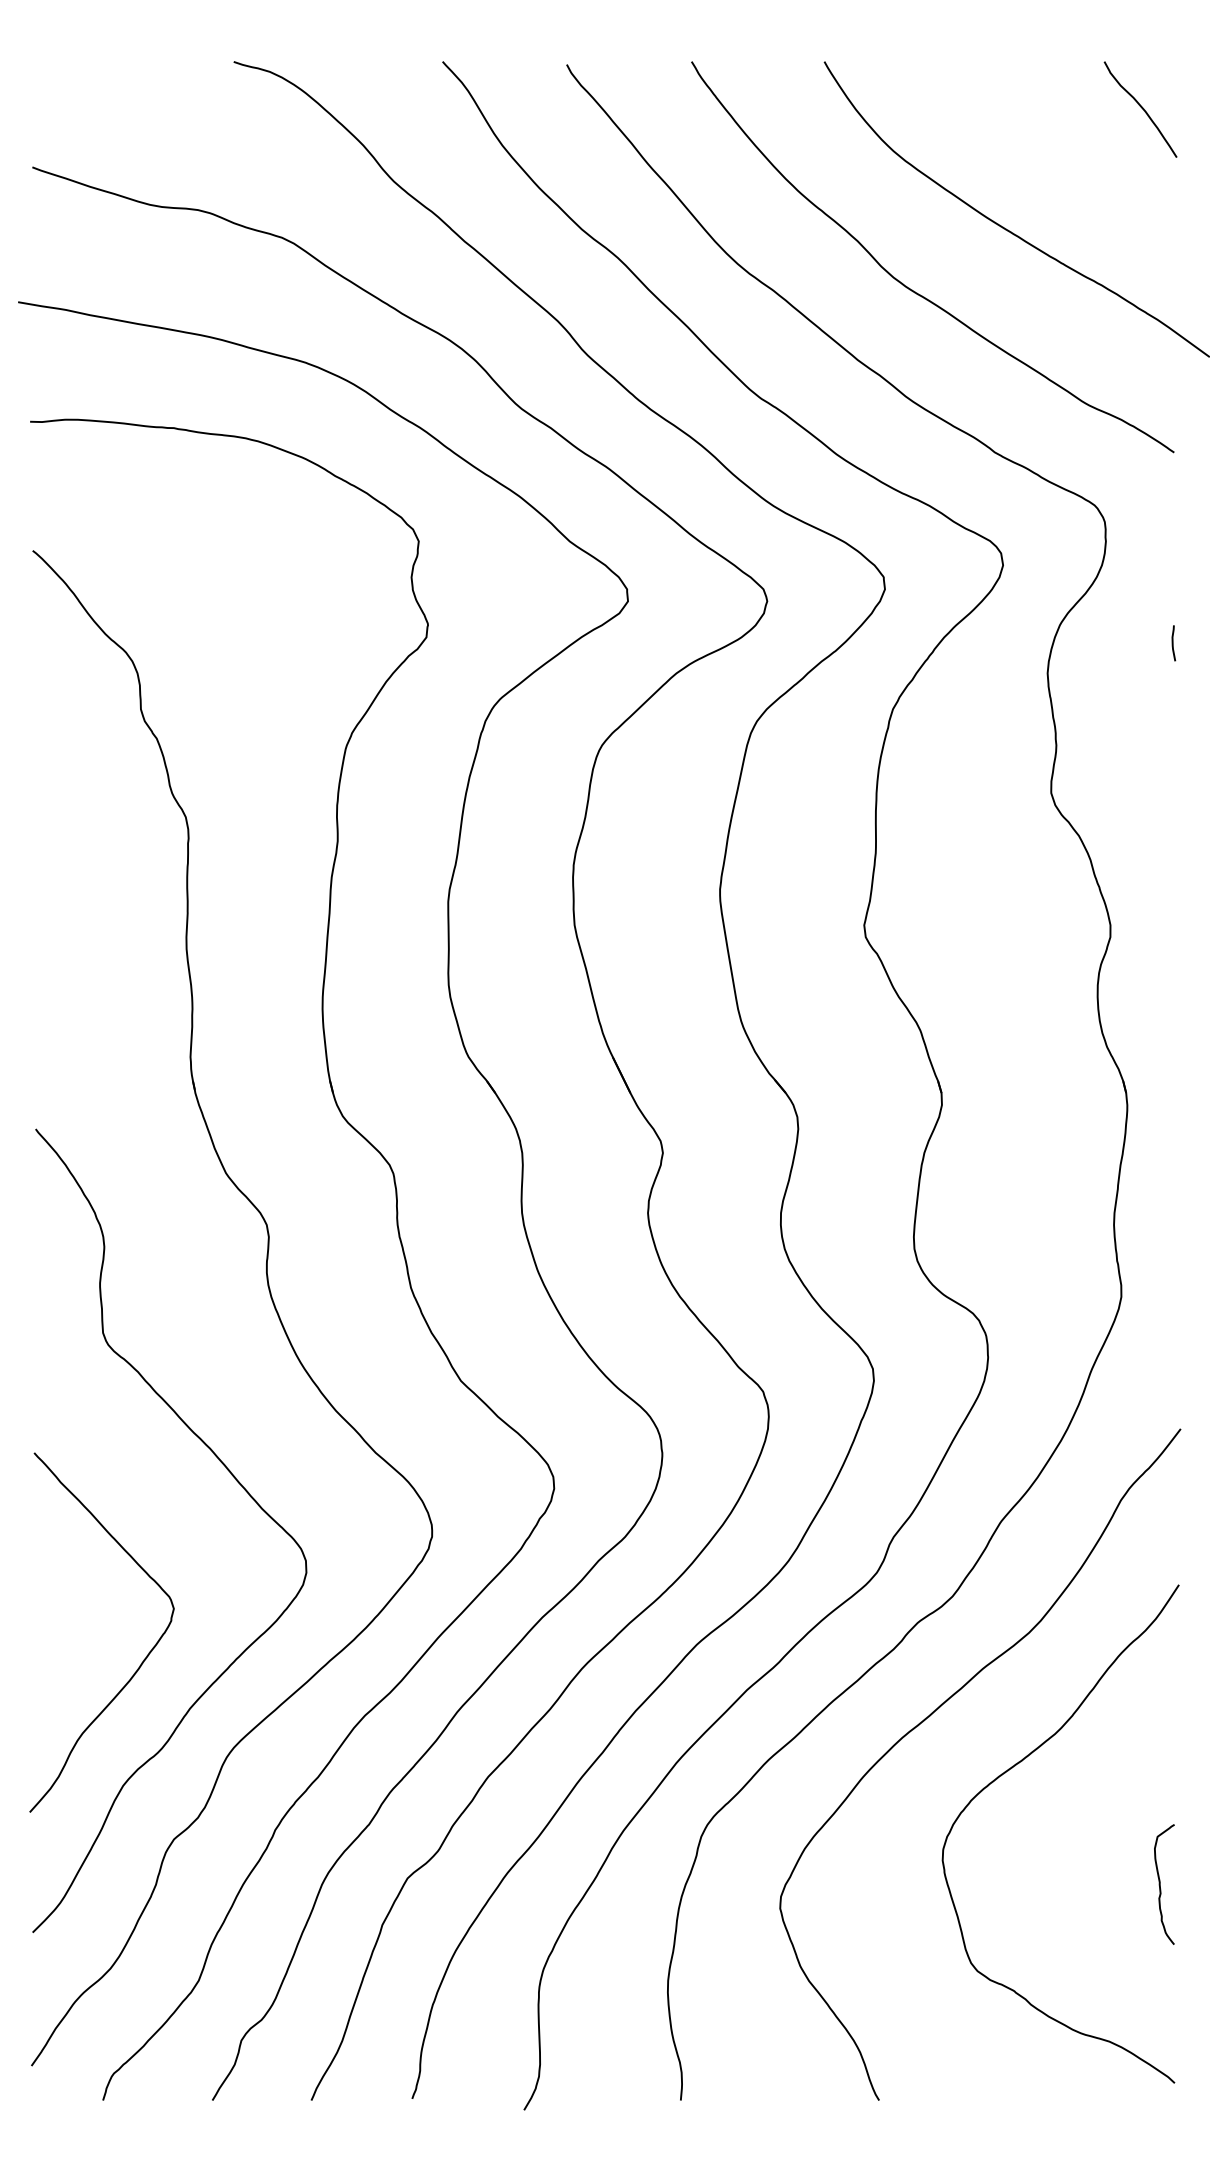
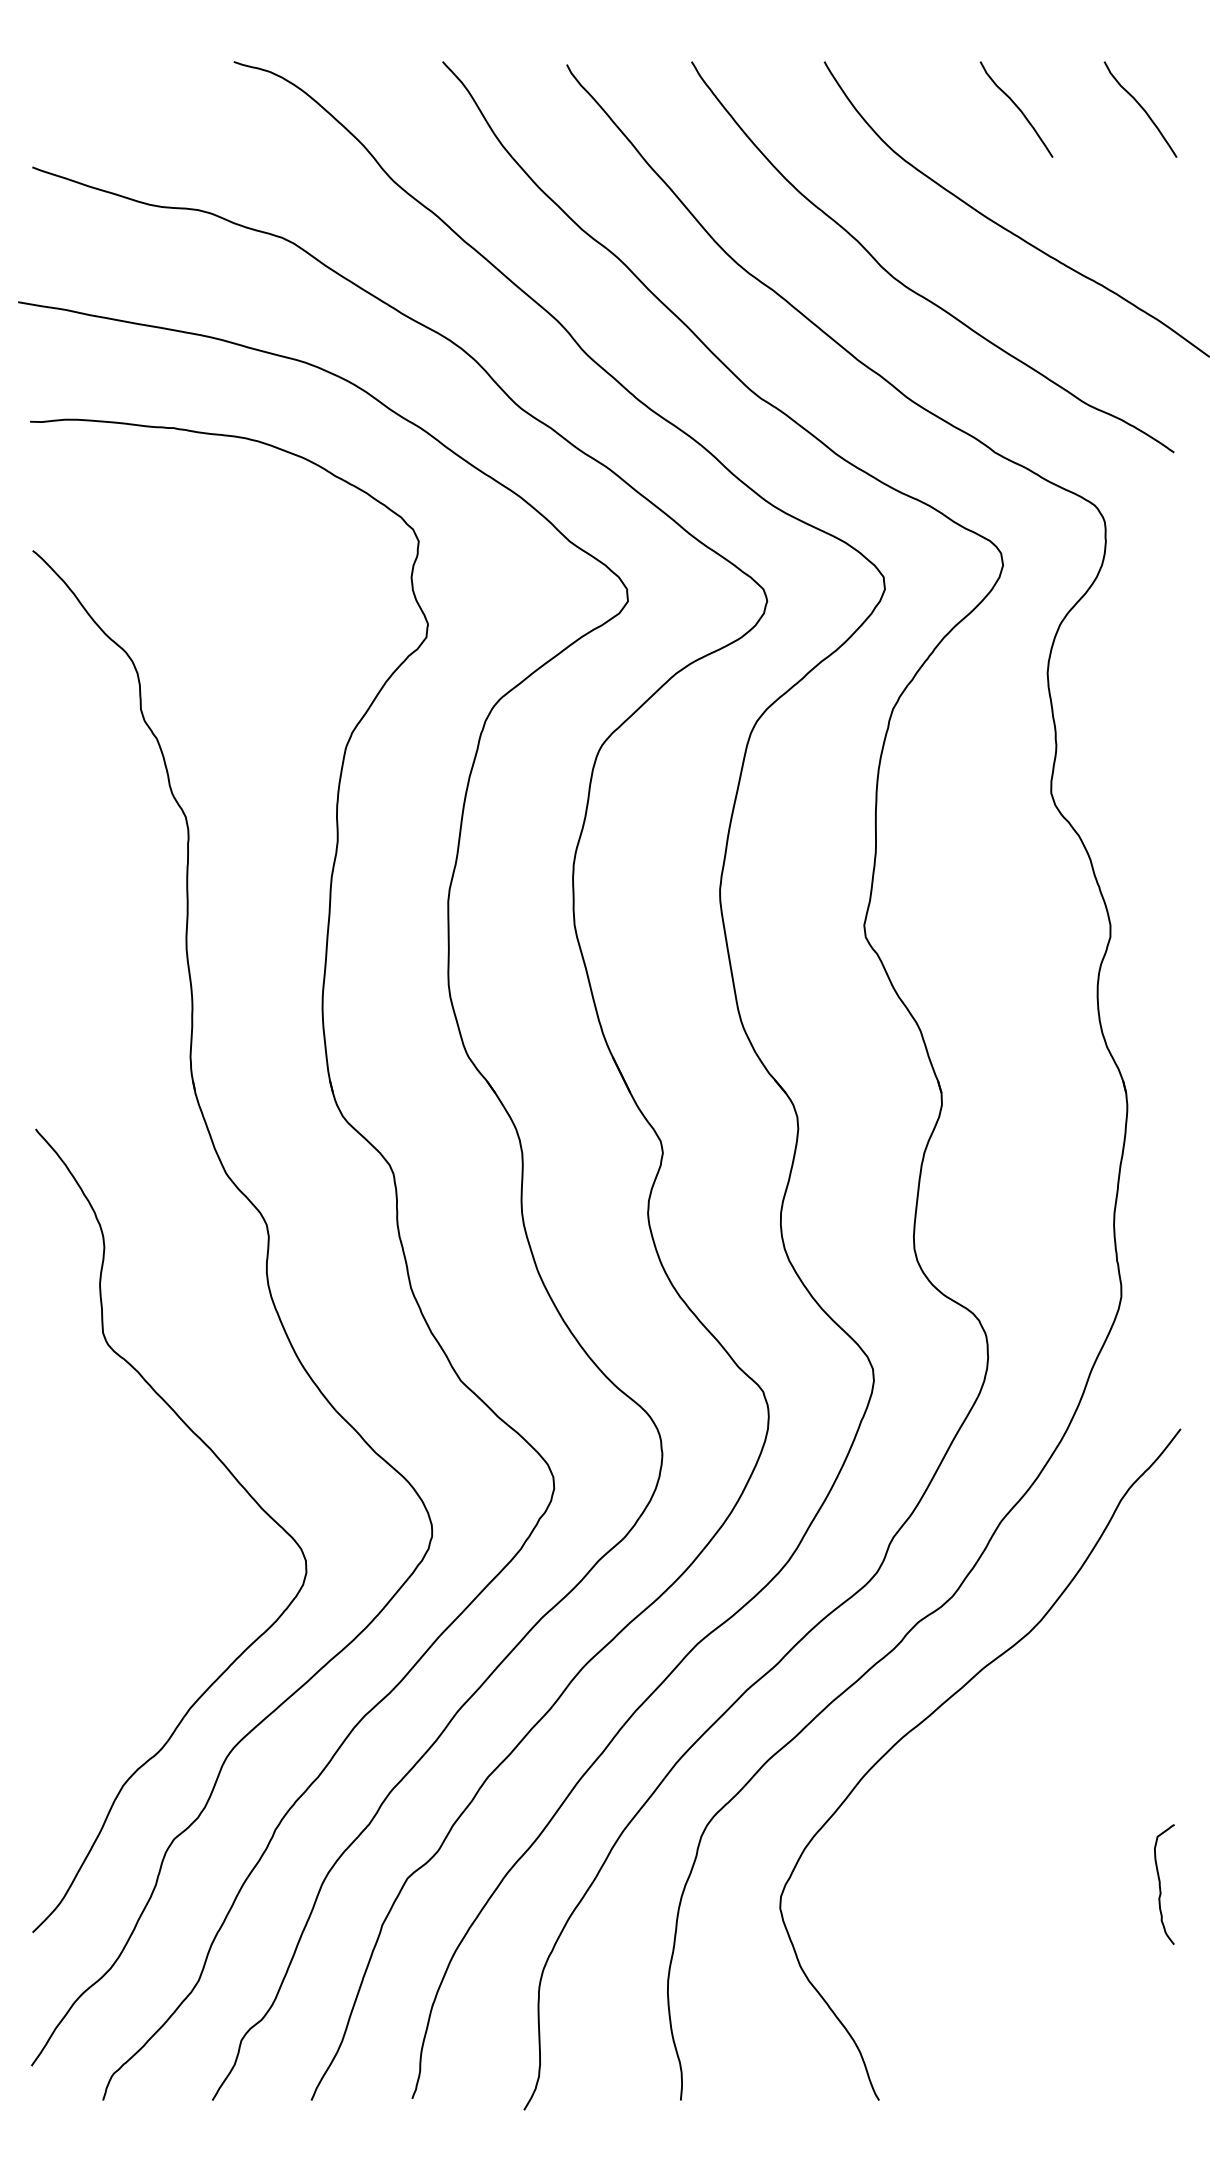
curve: none -> present (1017, 108)
curve: present -> none (1173, 643)
curve: present -> none (143, 1659)
curve: present -> none (1015, 1766)
